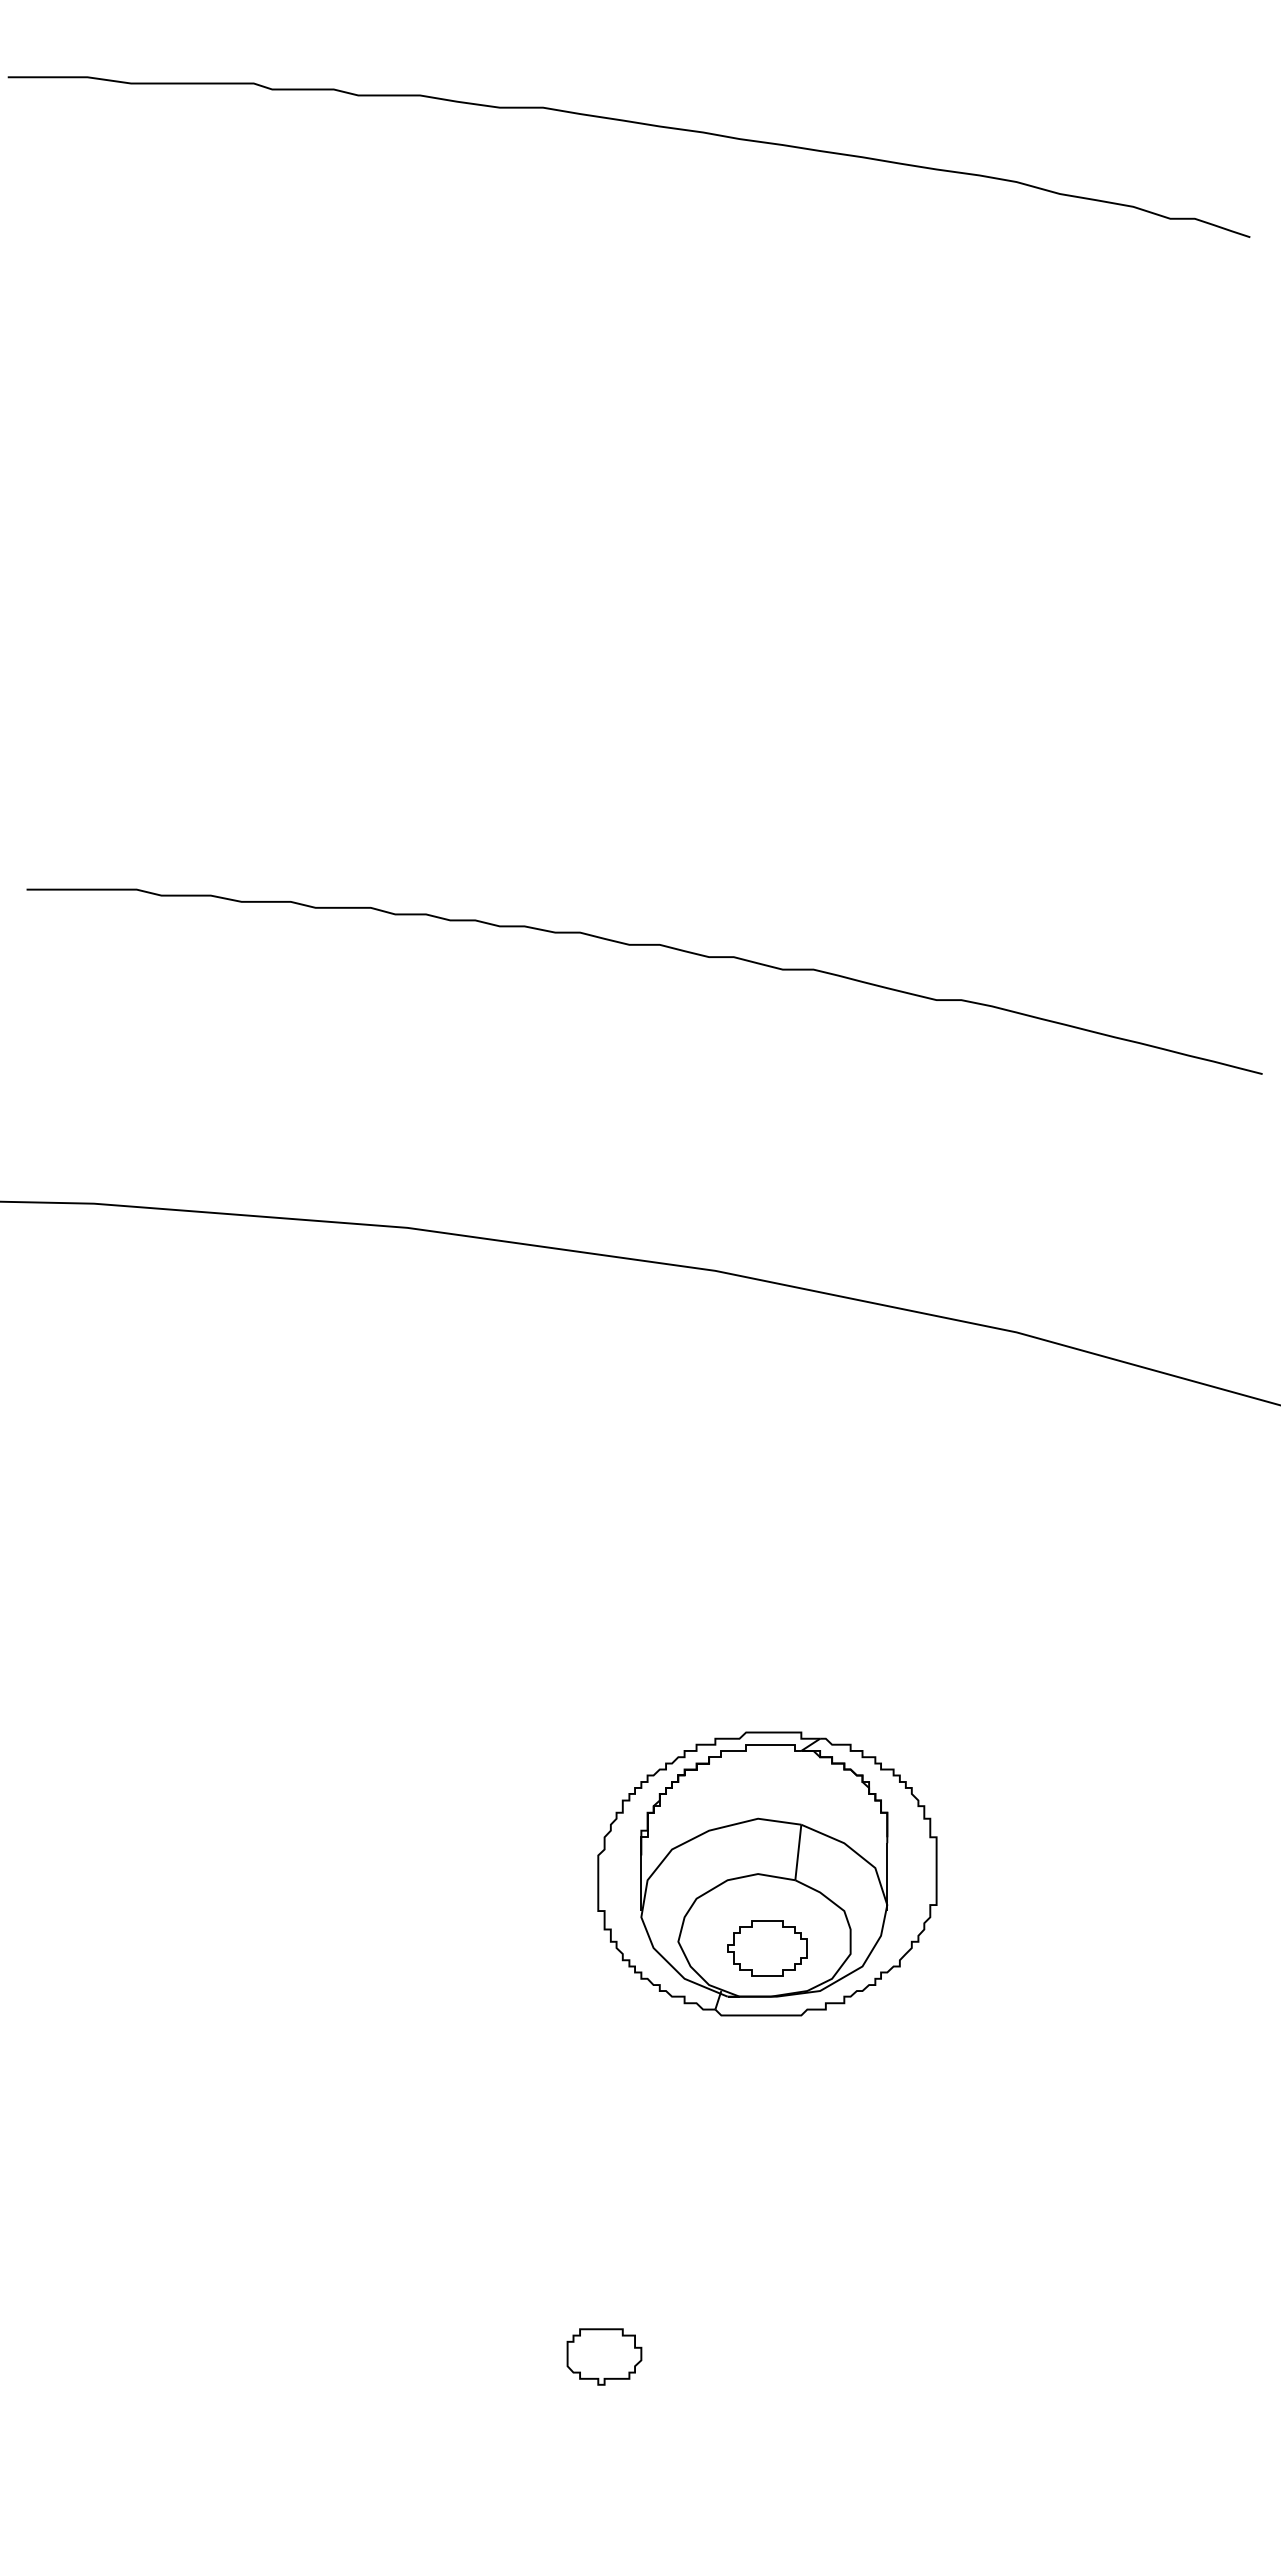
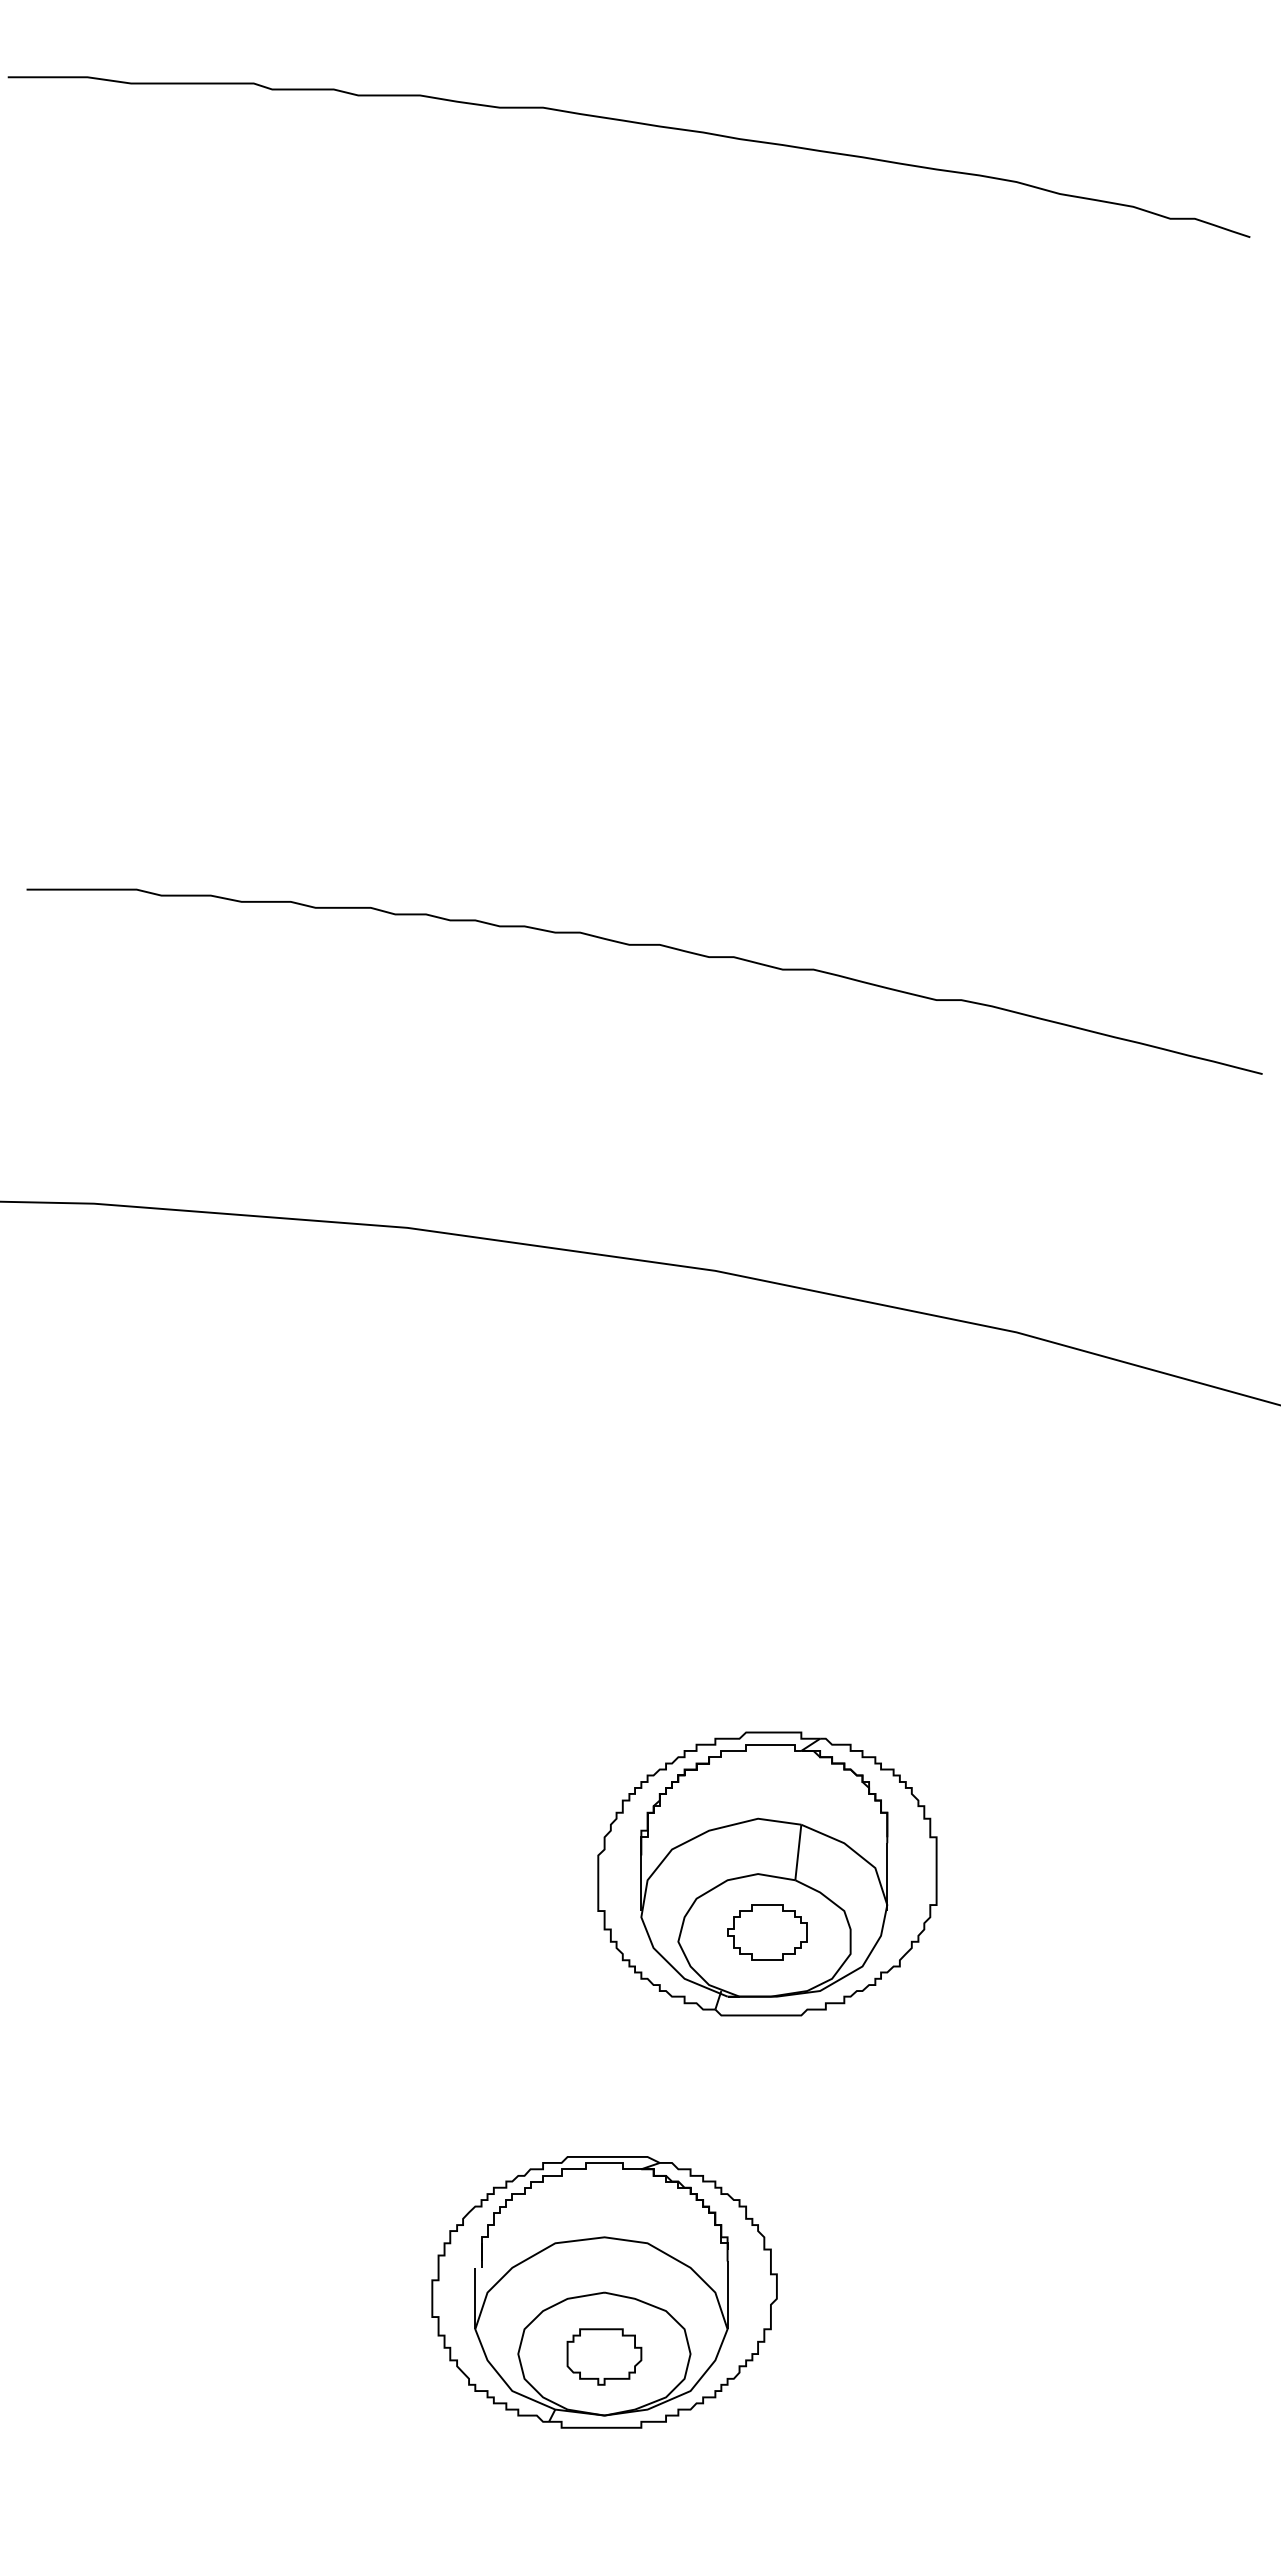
part position: (767, 1948) -> (767, 1932) (767, 1932)
part: none -> present (604, 2292)
